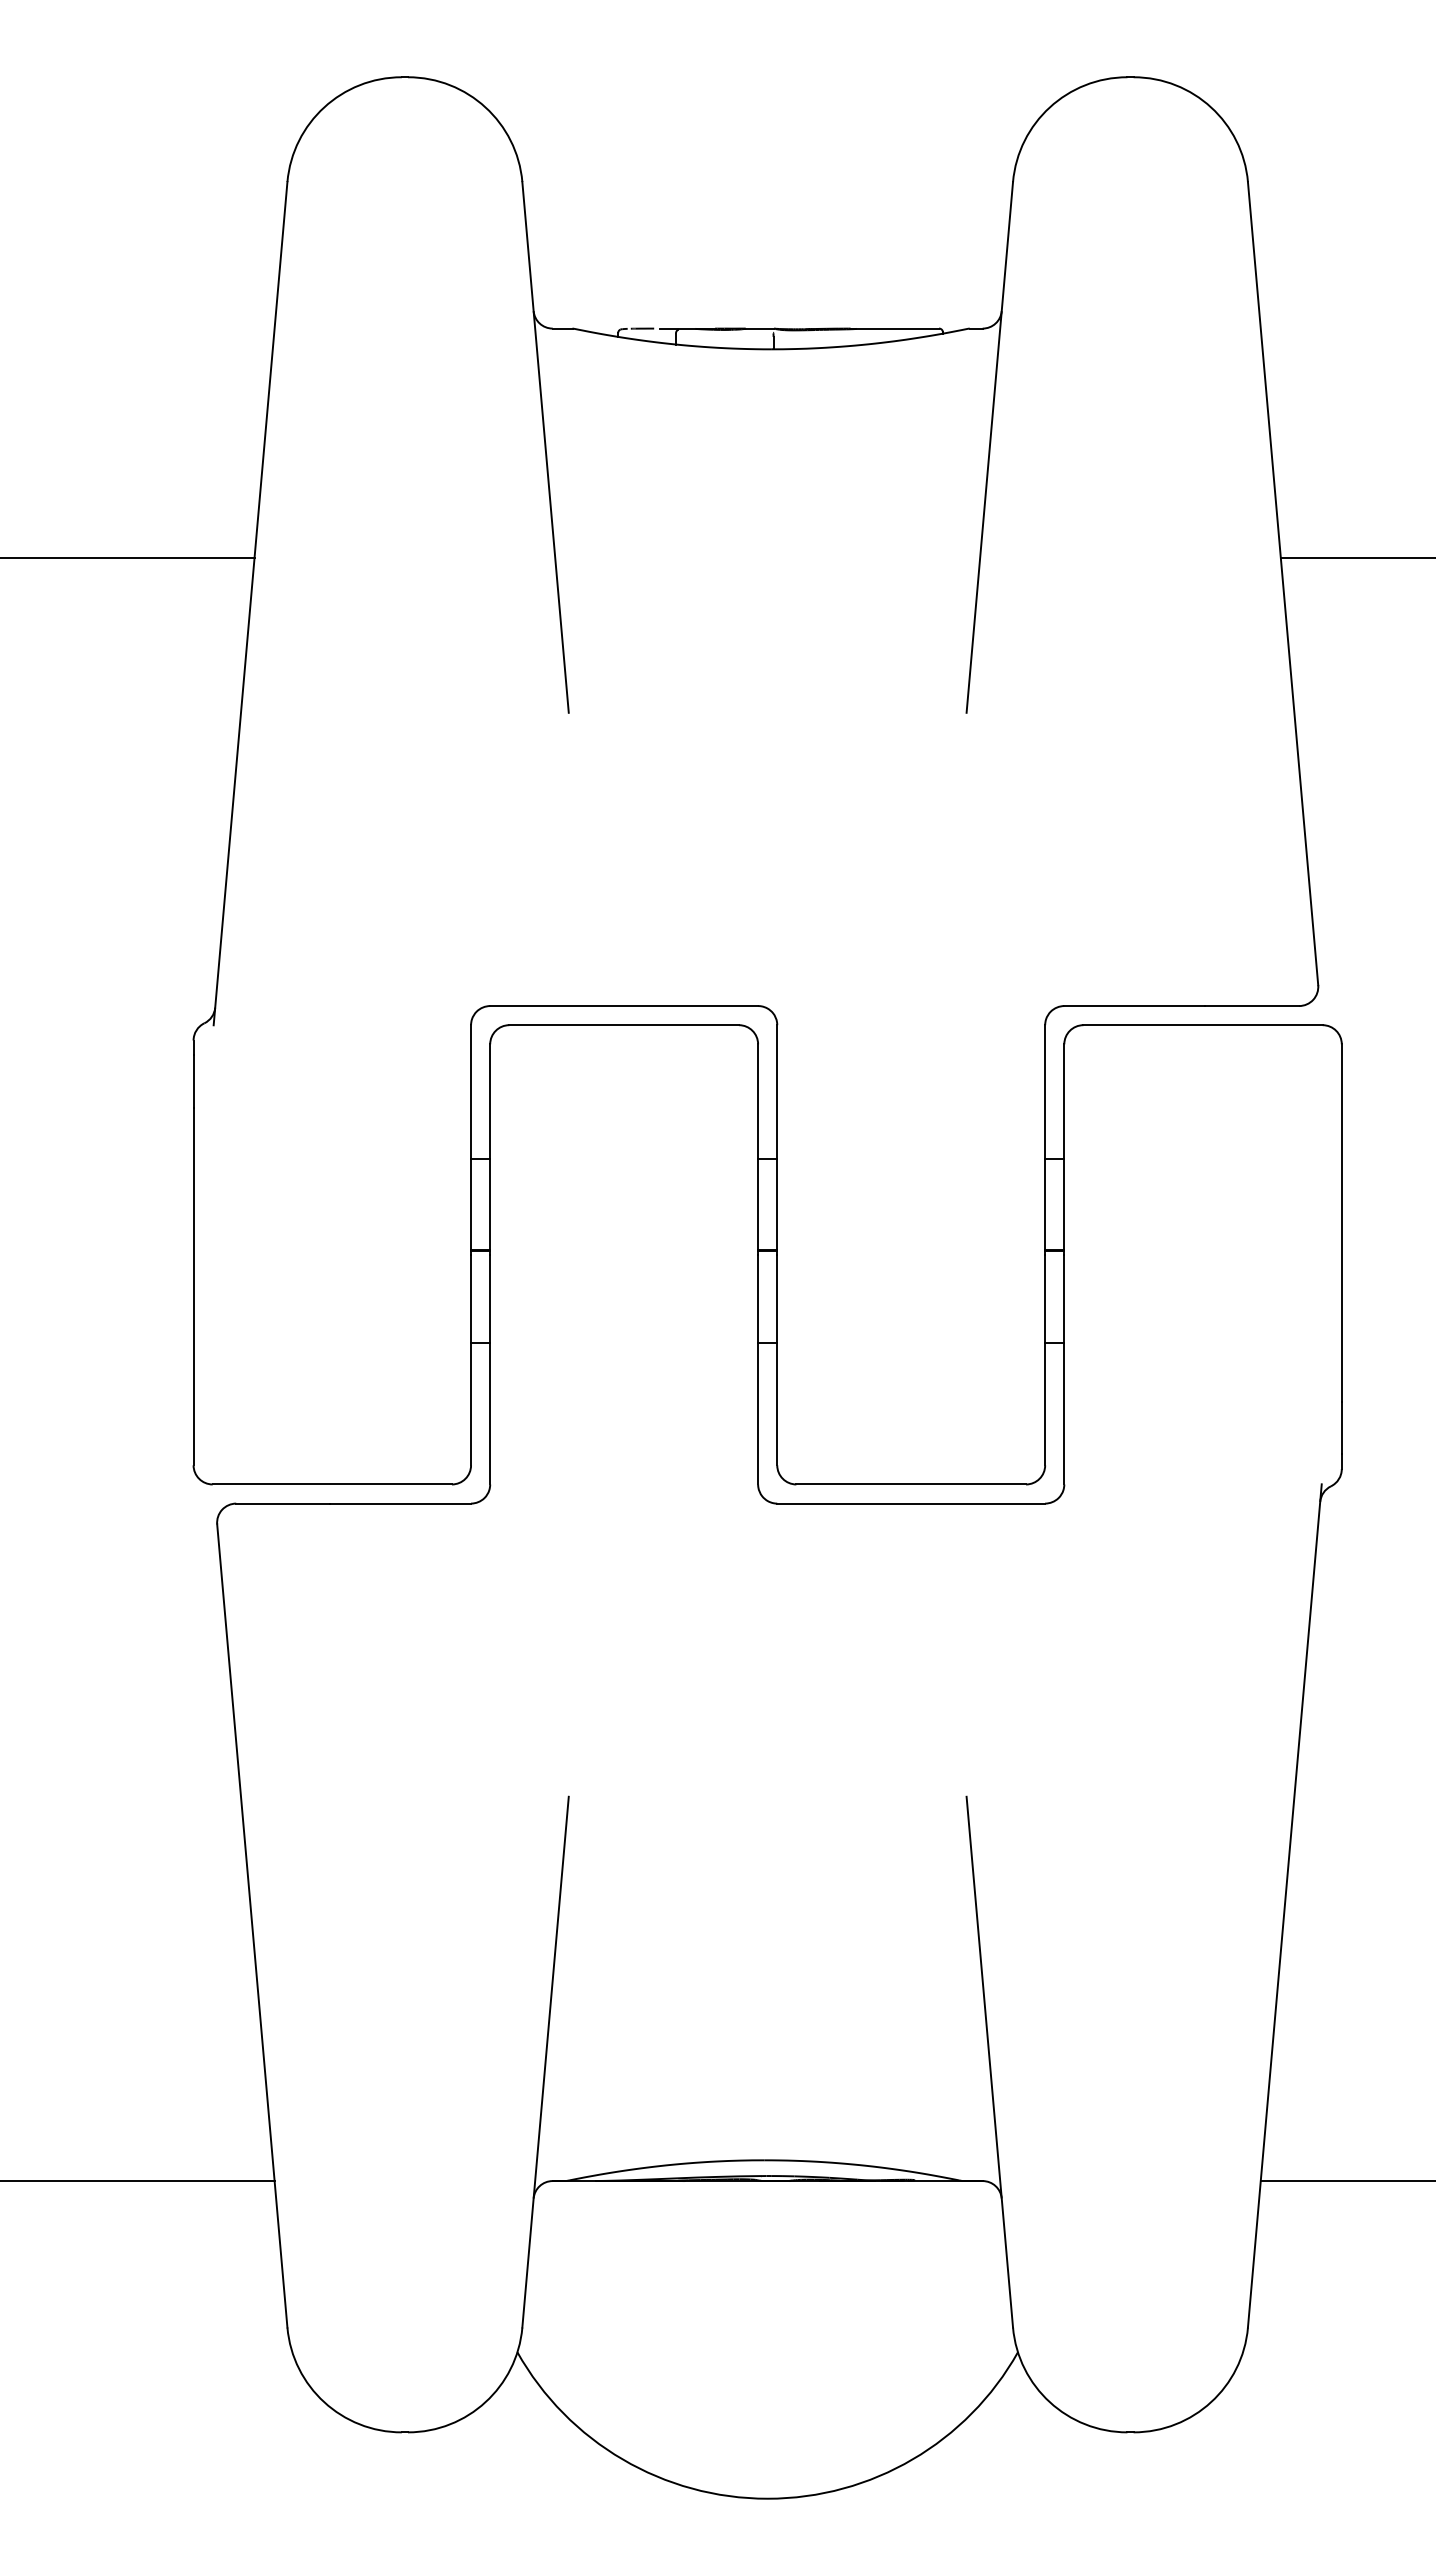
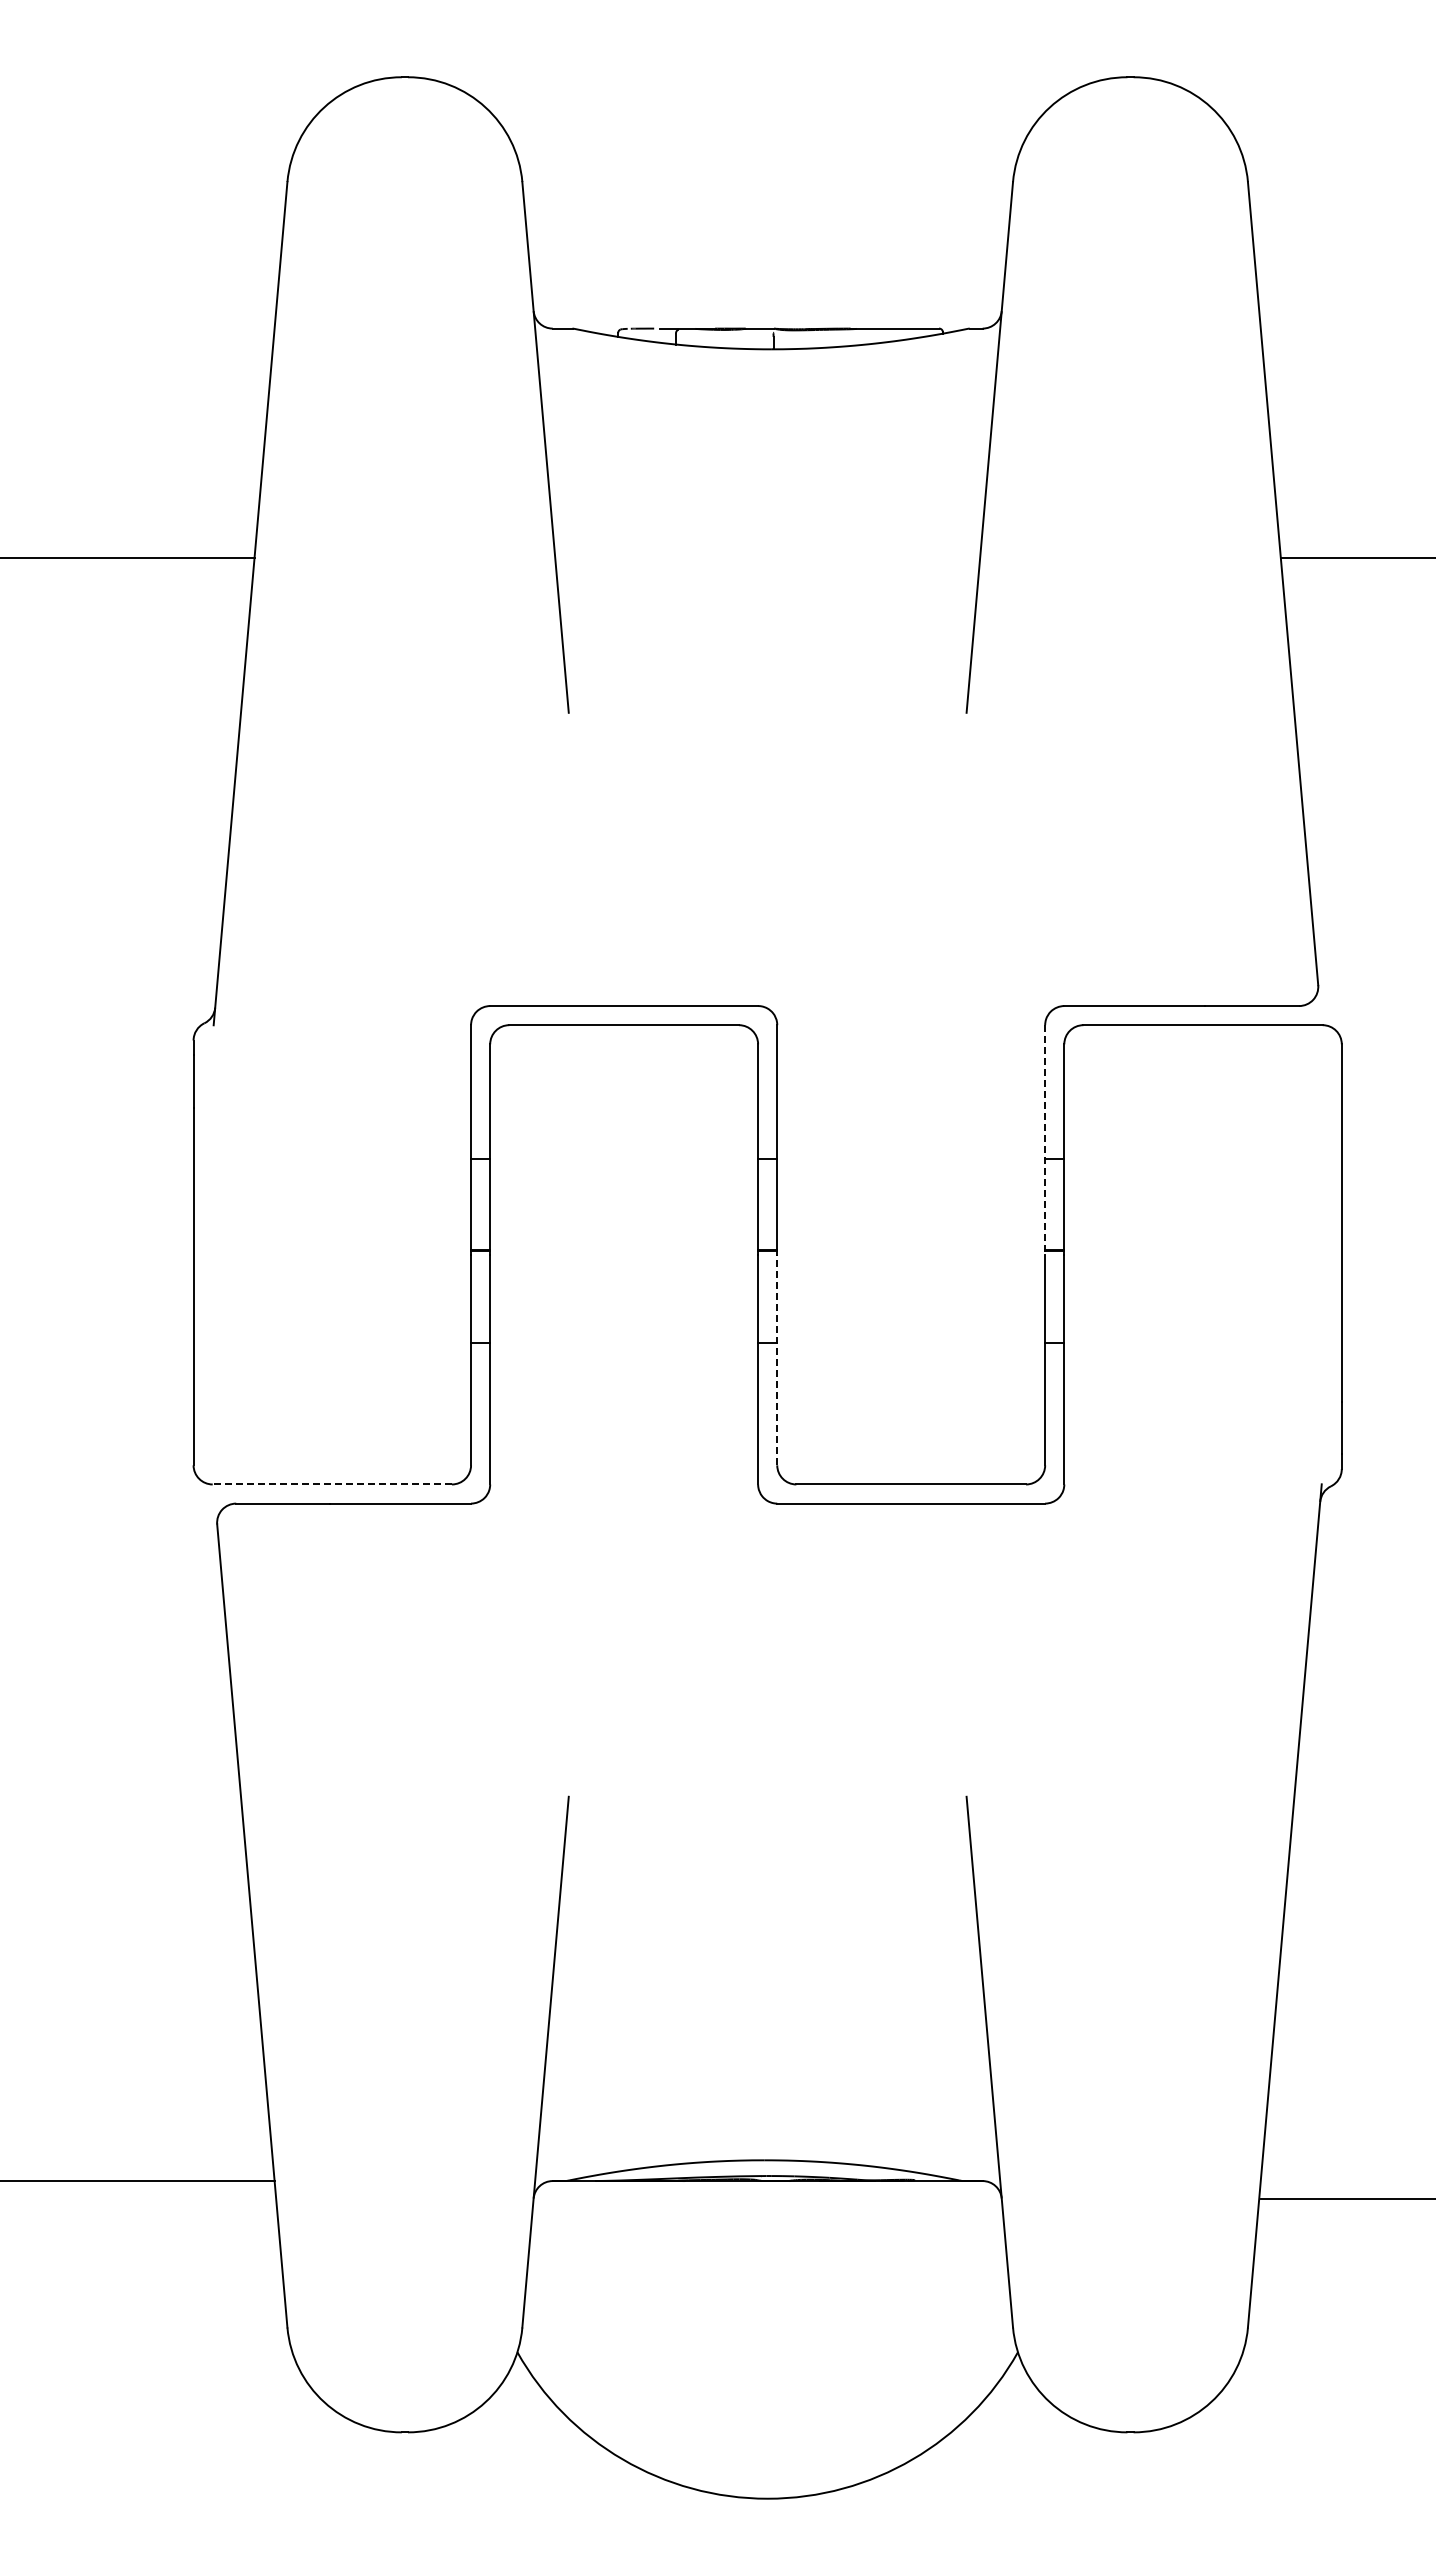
line: solid -> dashed (1045, 1140)
line: solid -> dashed (777, 1359)
line: solid -> dashed (332, 1484)
line position: (1346, 2181) -> (1346, 2199) (1346, 2199)
